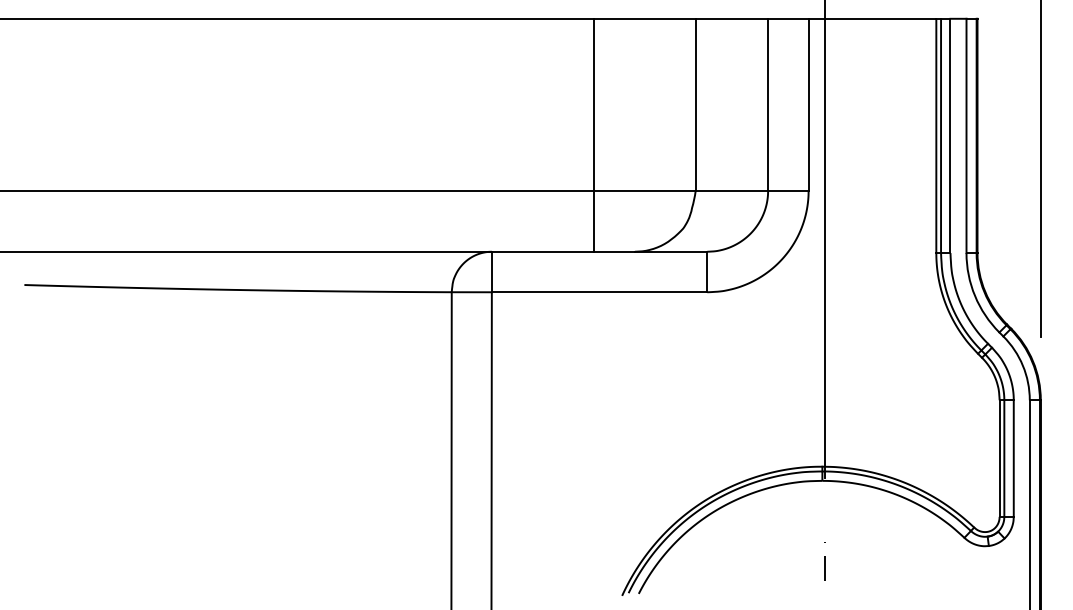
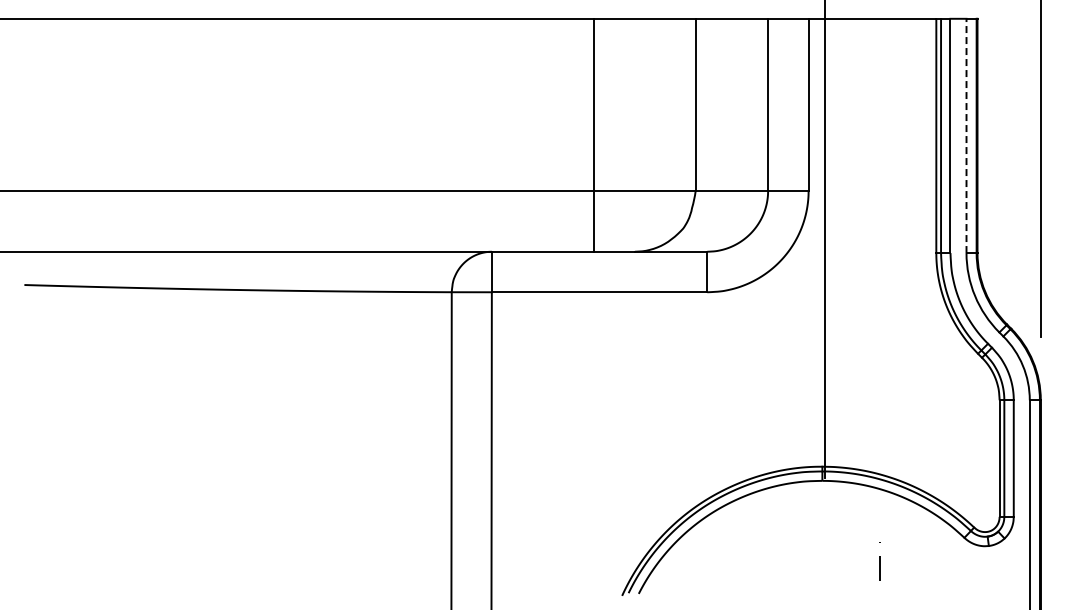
line: solid -> dashed (966, 135)
line position: (824, 561) -> (879, 561) (879, 561)
